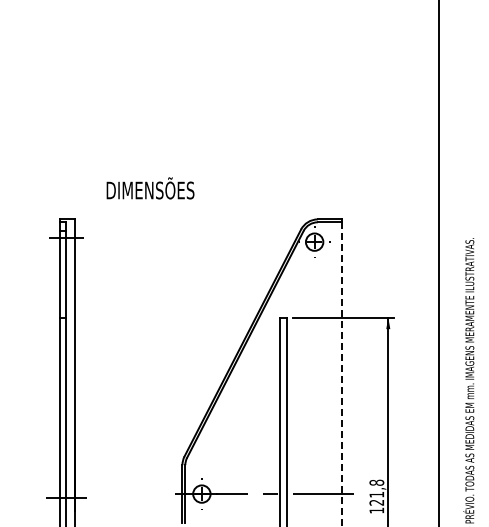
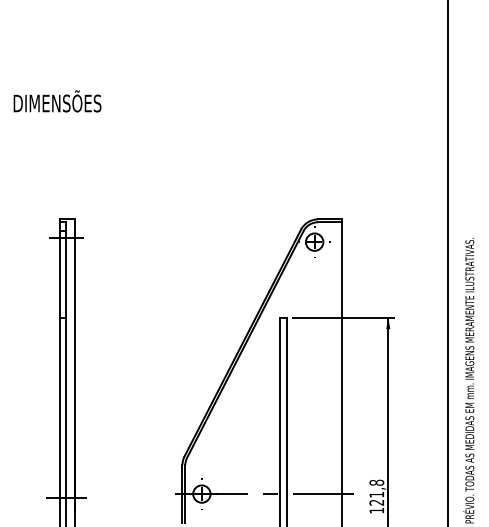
text position: (150, 188) -> (57, 101) (57, 101)
line position: (438, 262) -> (447, 262) (447, 262)
line: dashed -> solid (341, 374)
